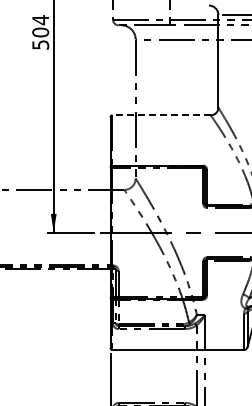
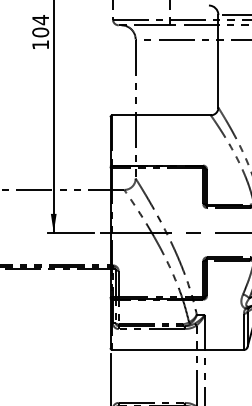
text: 504 -> 104 (40, 44)
line: dashed -> solid (161, 115)
